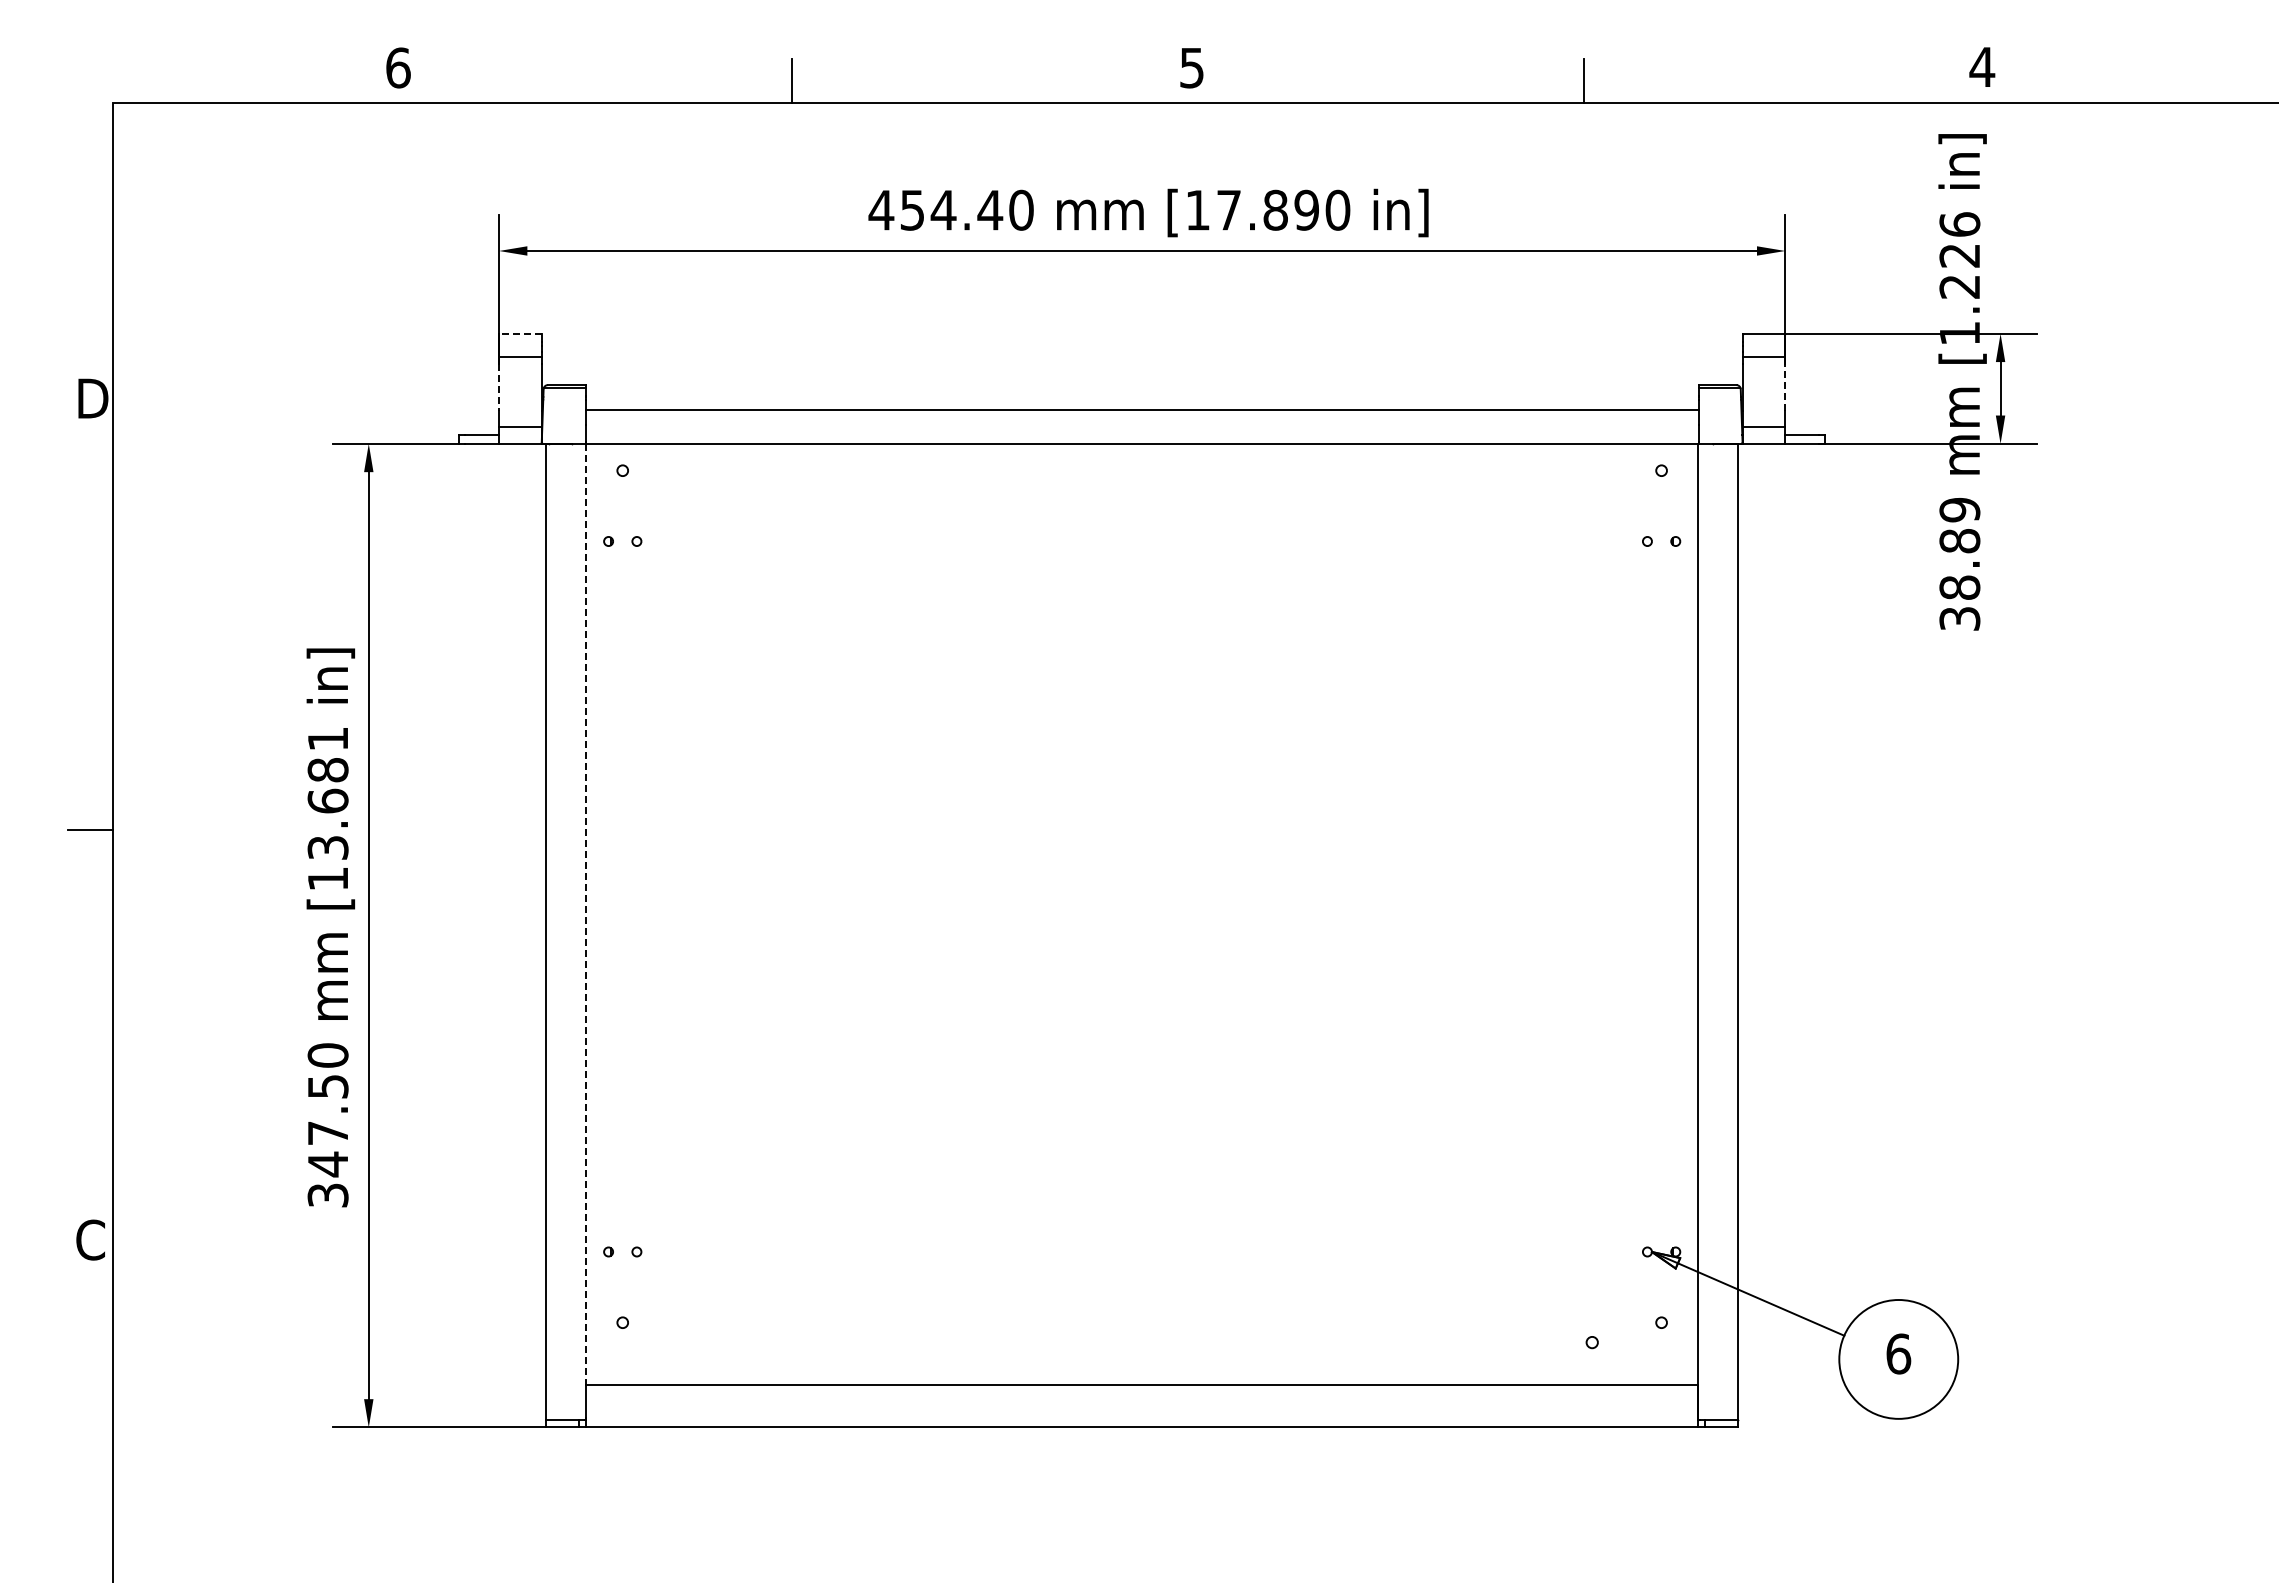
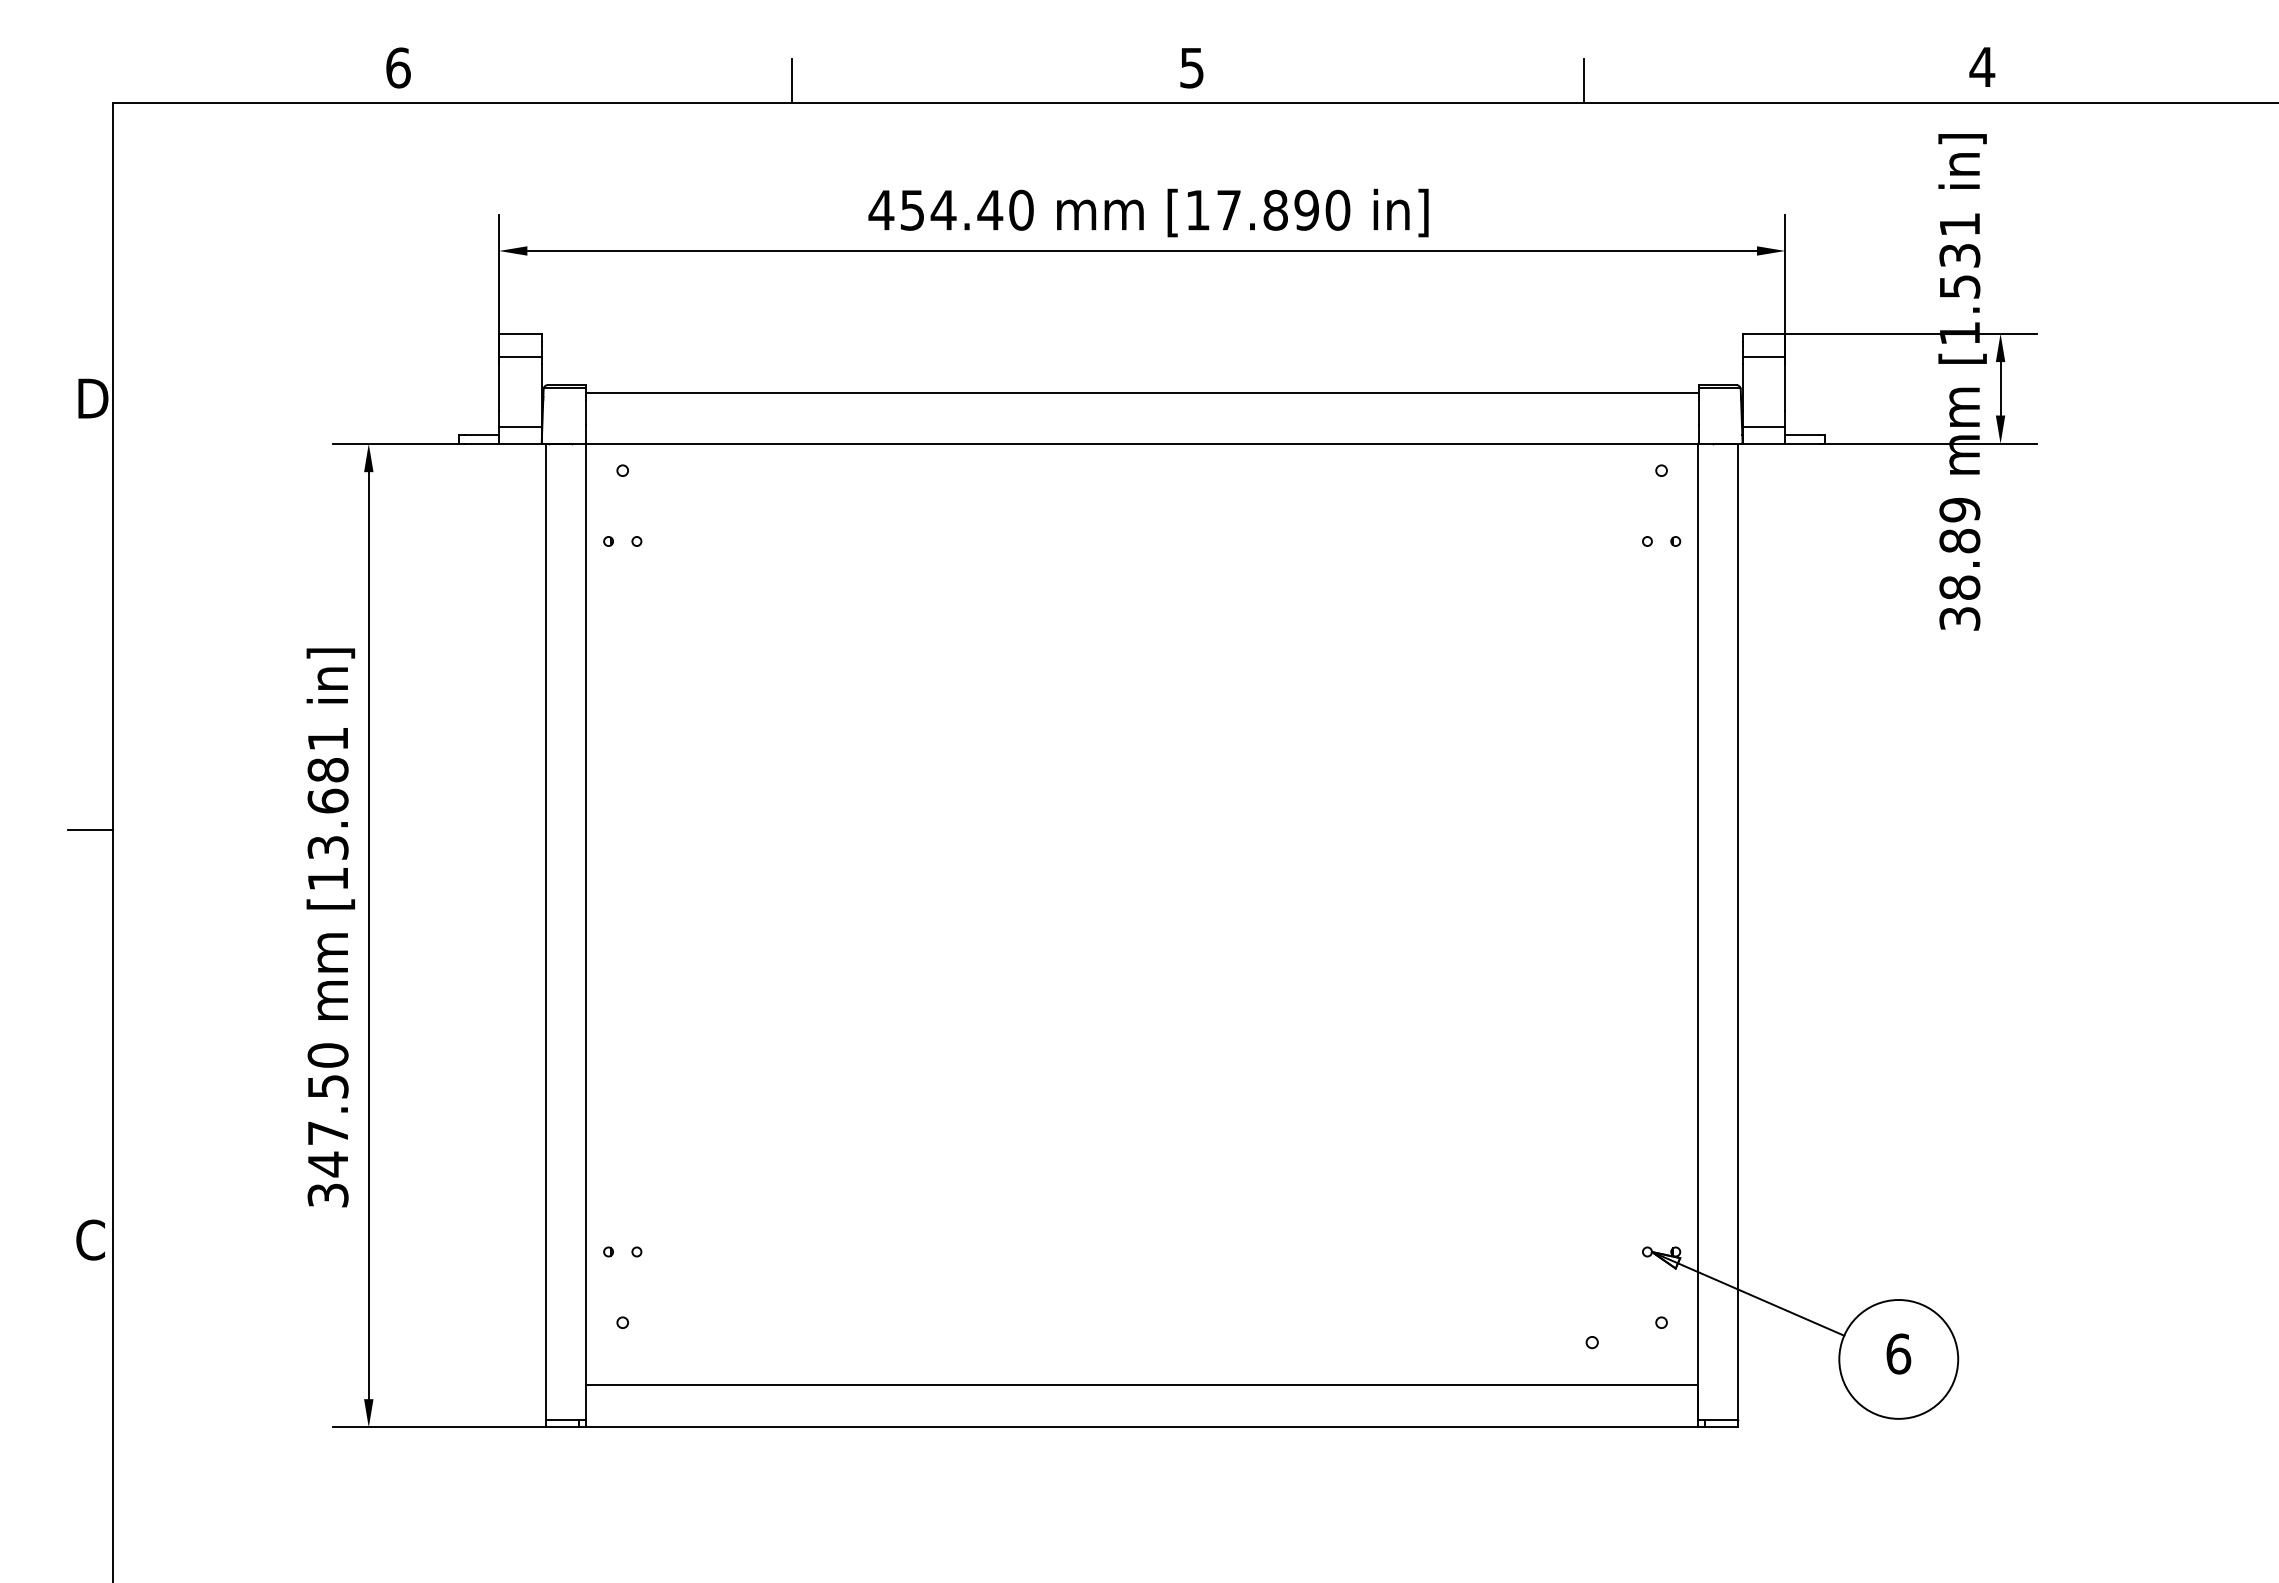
text: [1.226 -> [1.531 (1959, 255)
line: dashed -> solid (519, 333)
line: dashed -> solid (1785, 387)
line: dashed -> solid (499, 388)
line position: (1141, 410) -> (1141, 393) (1141, 393)
line: dashed -> solid (585, 914)
